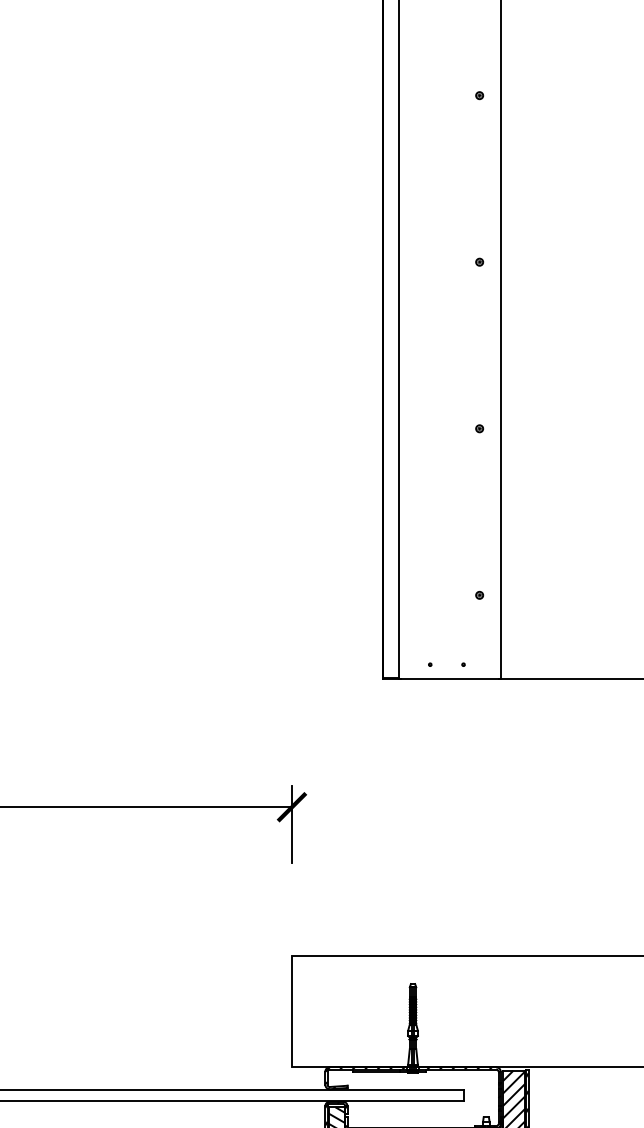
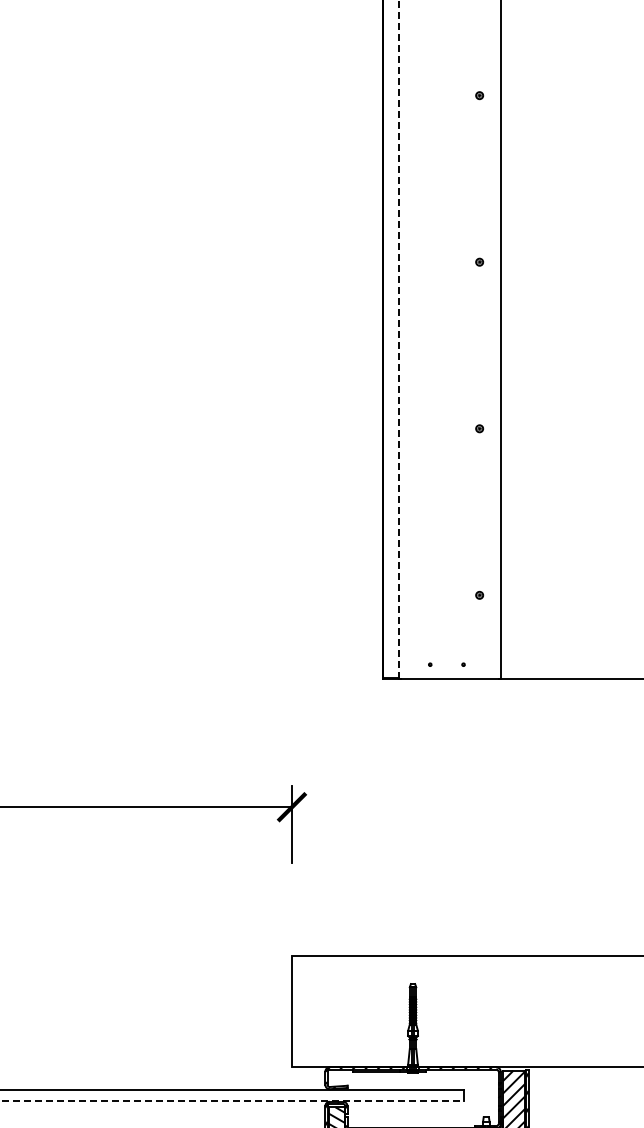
line: solid -> dashed (399, 339)
line: solid -> dashed (232, 1100)
